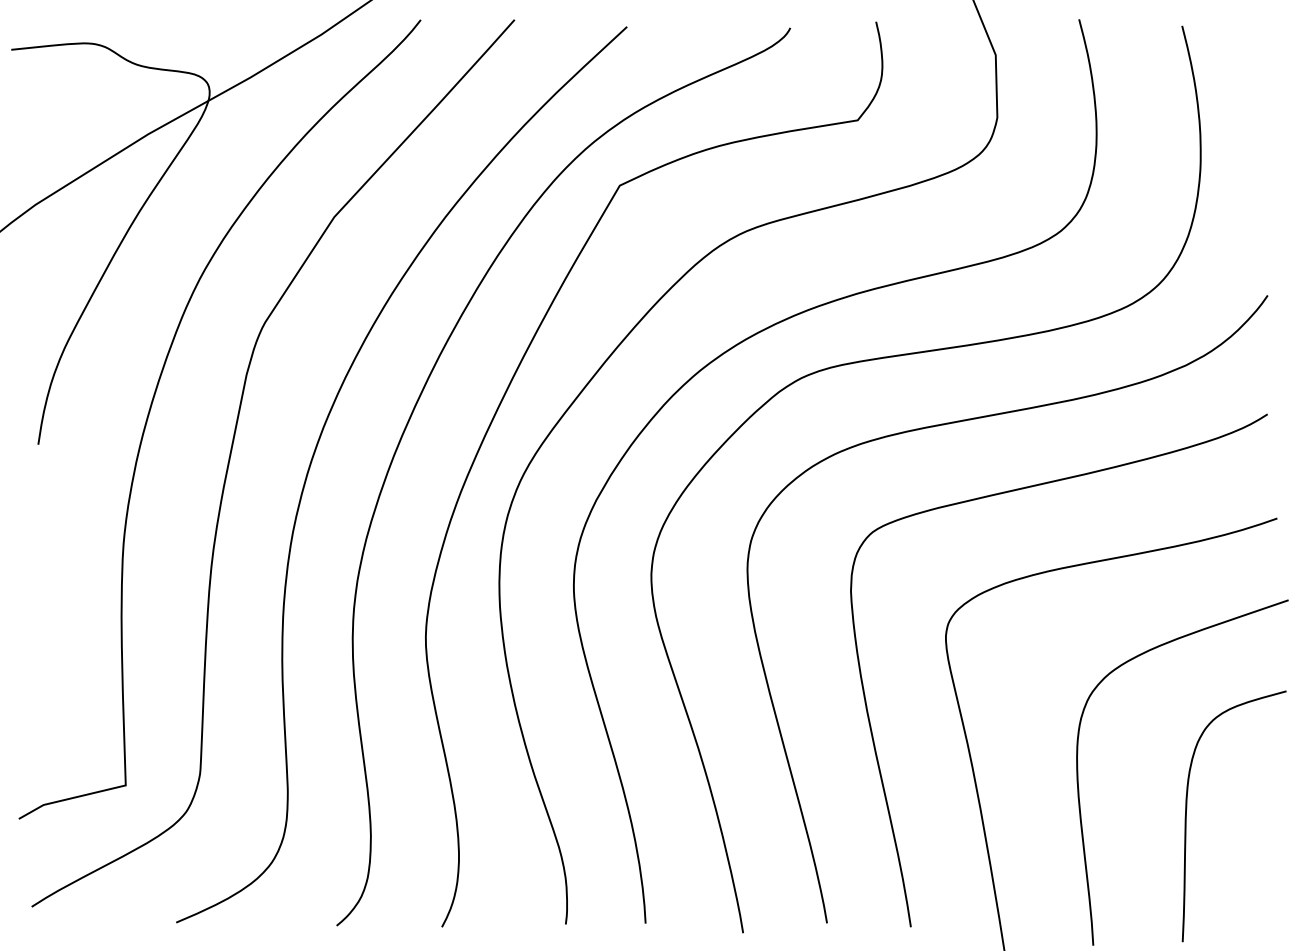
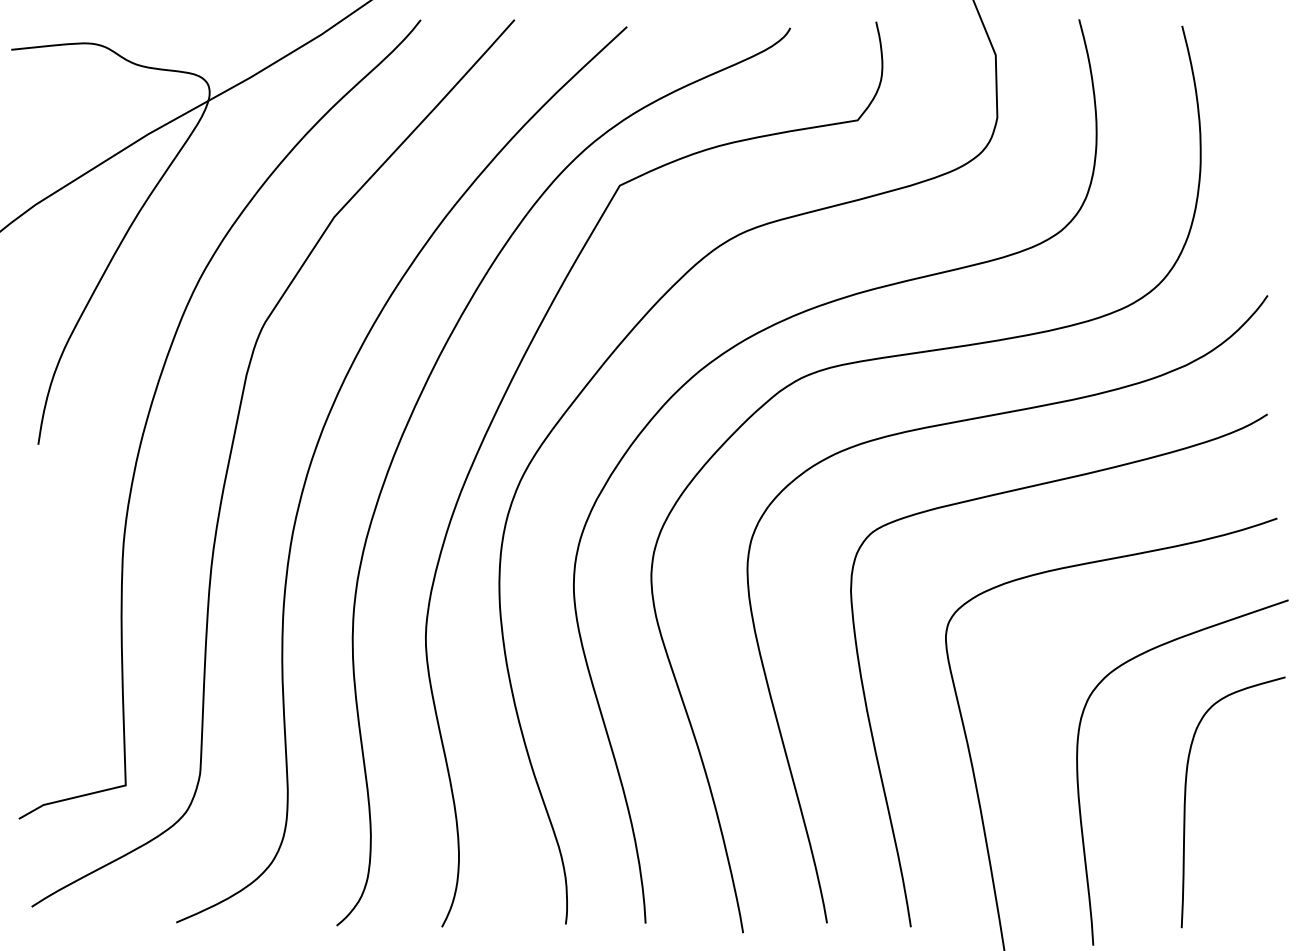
curve position: (1187, 808) -> (1186, 794) (1186, 794)
